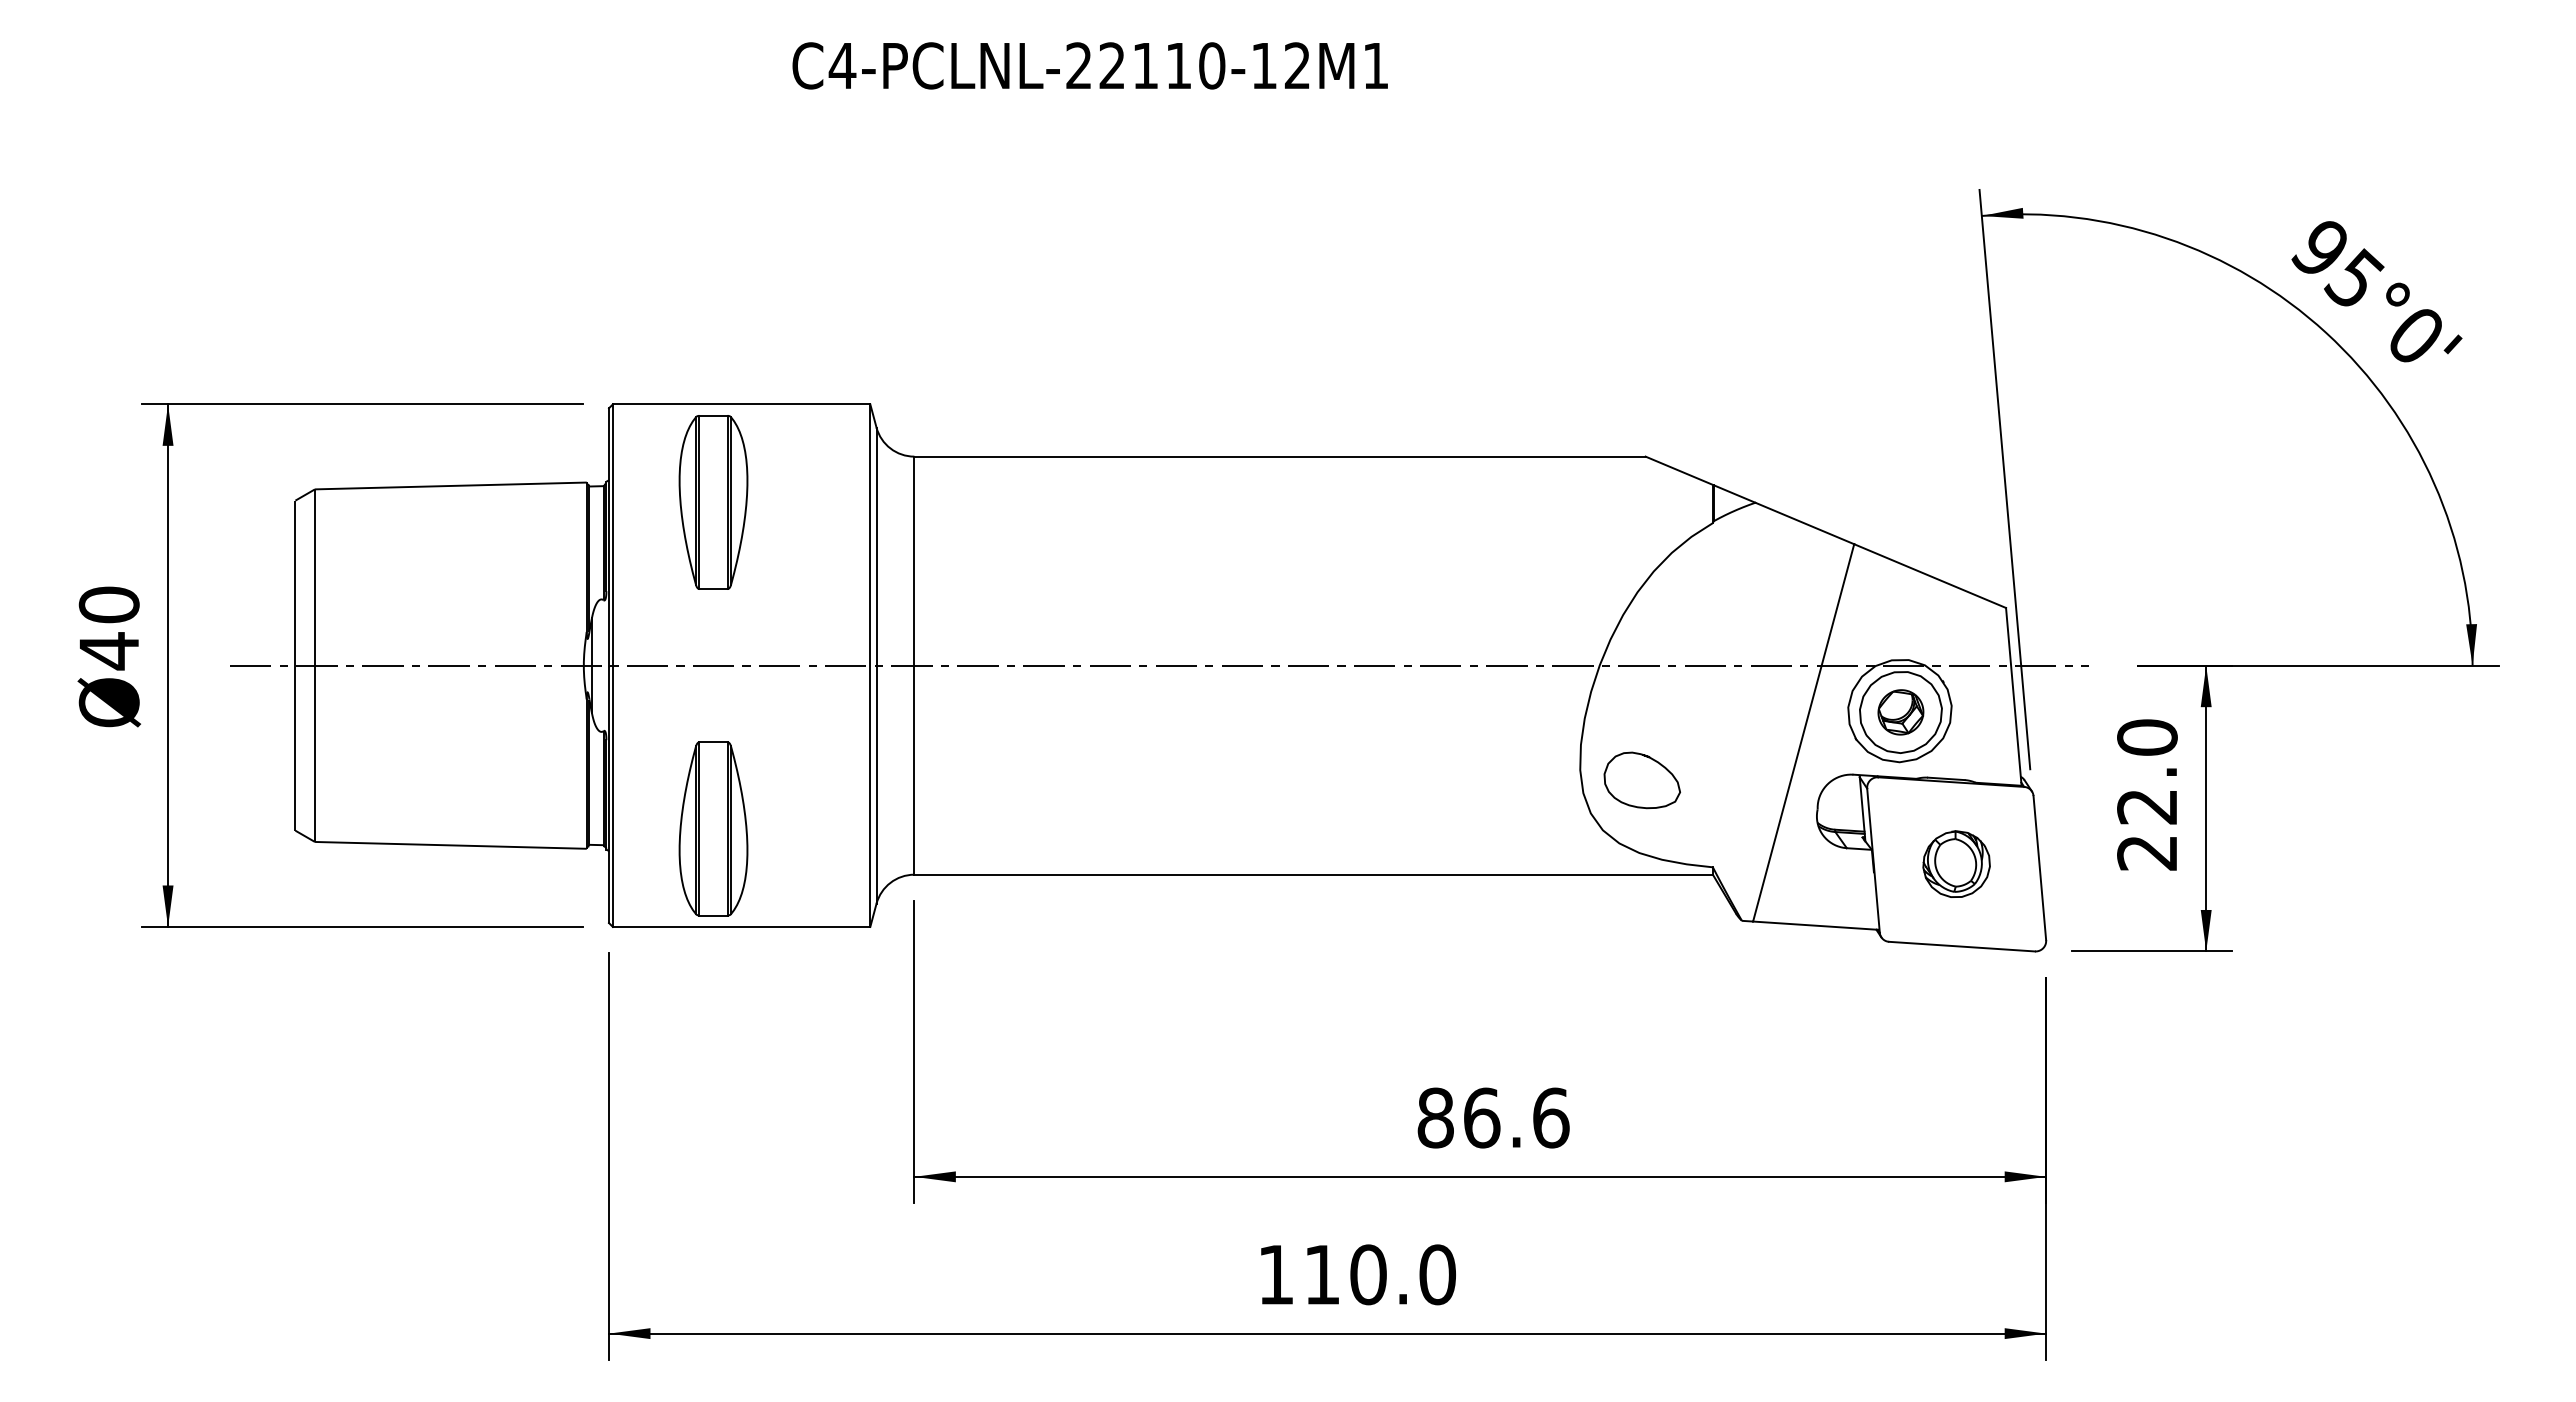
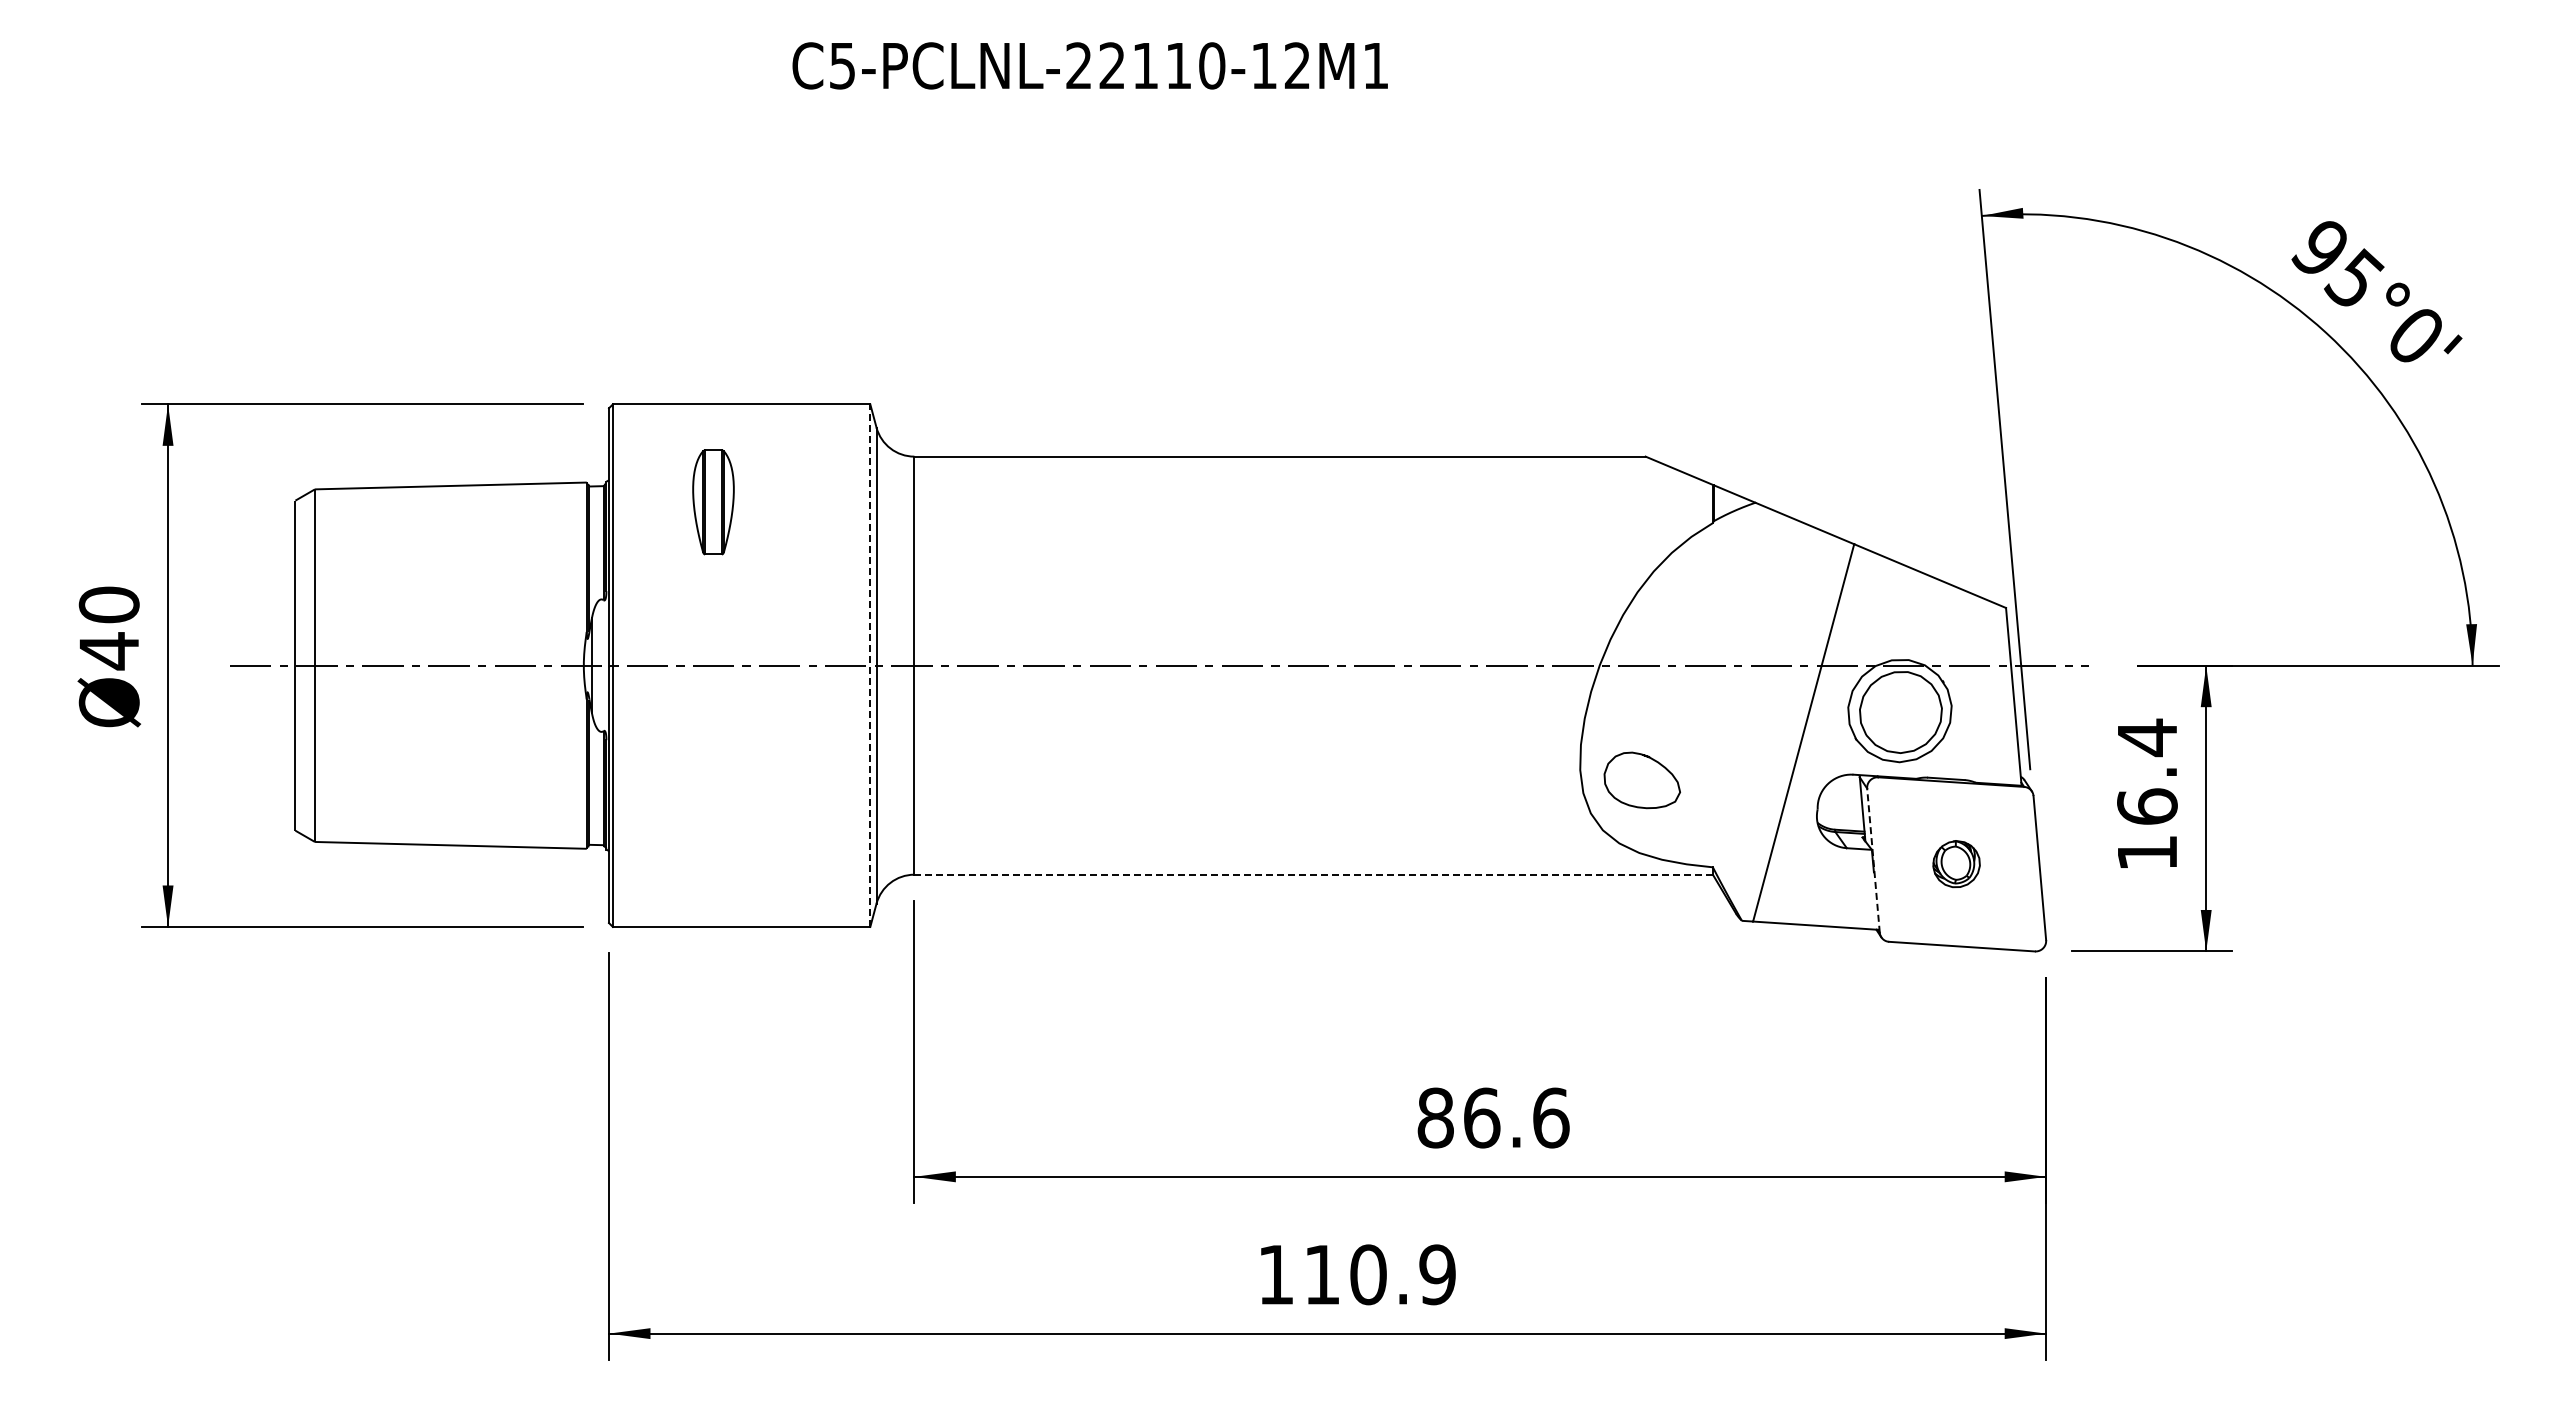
text: C4-PCLNL-22110-12M1 -> C5-PCLNL-22110-12M1 (842, 66)
part size: 71x175 px -> 43x107 px (713, 502)
line: solid -> dashed (870, 665)
part: present -> none (1900, 712)
text: 22.0 -> 16.4 (2147, 794)
part: present -> none (713, 828)
line: solid -> dashed (1873, 860)
part size: 69x68 px -> 49x49 px (1956, 864)
line: solid -> dashed (1314, 874)
text: 110.0 -> 110.9 (1437, 1274)
